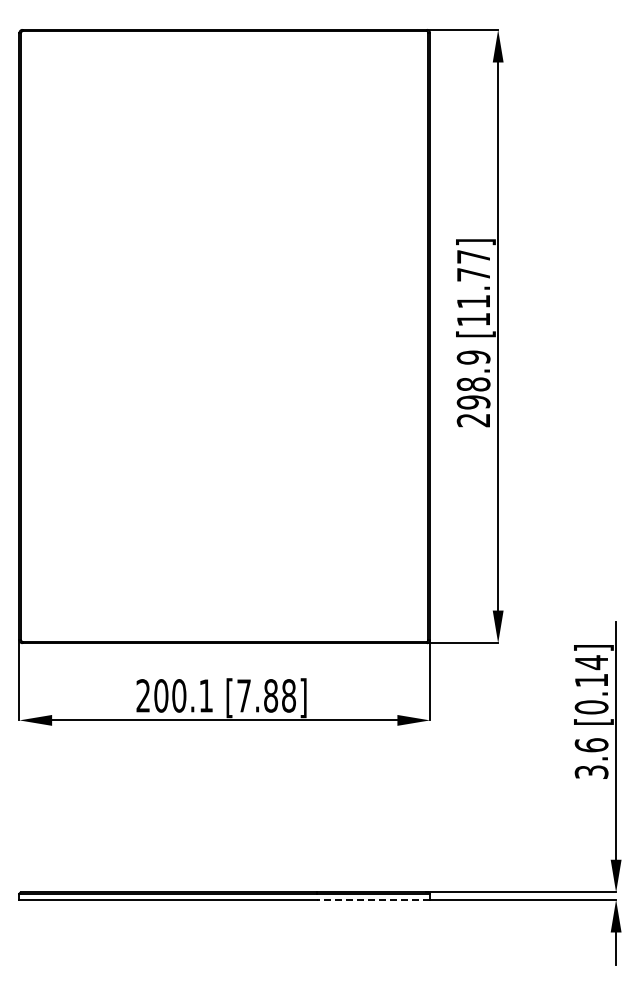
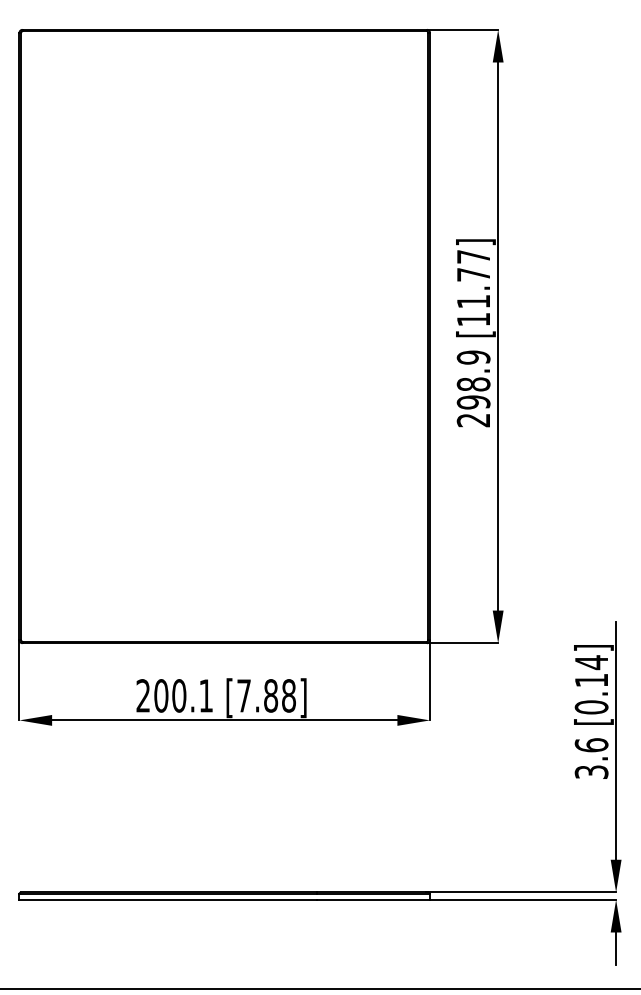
line: dashed -> solid (373, 899)
line: none -> present (319, 988)
